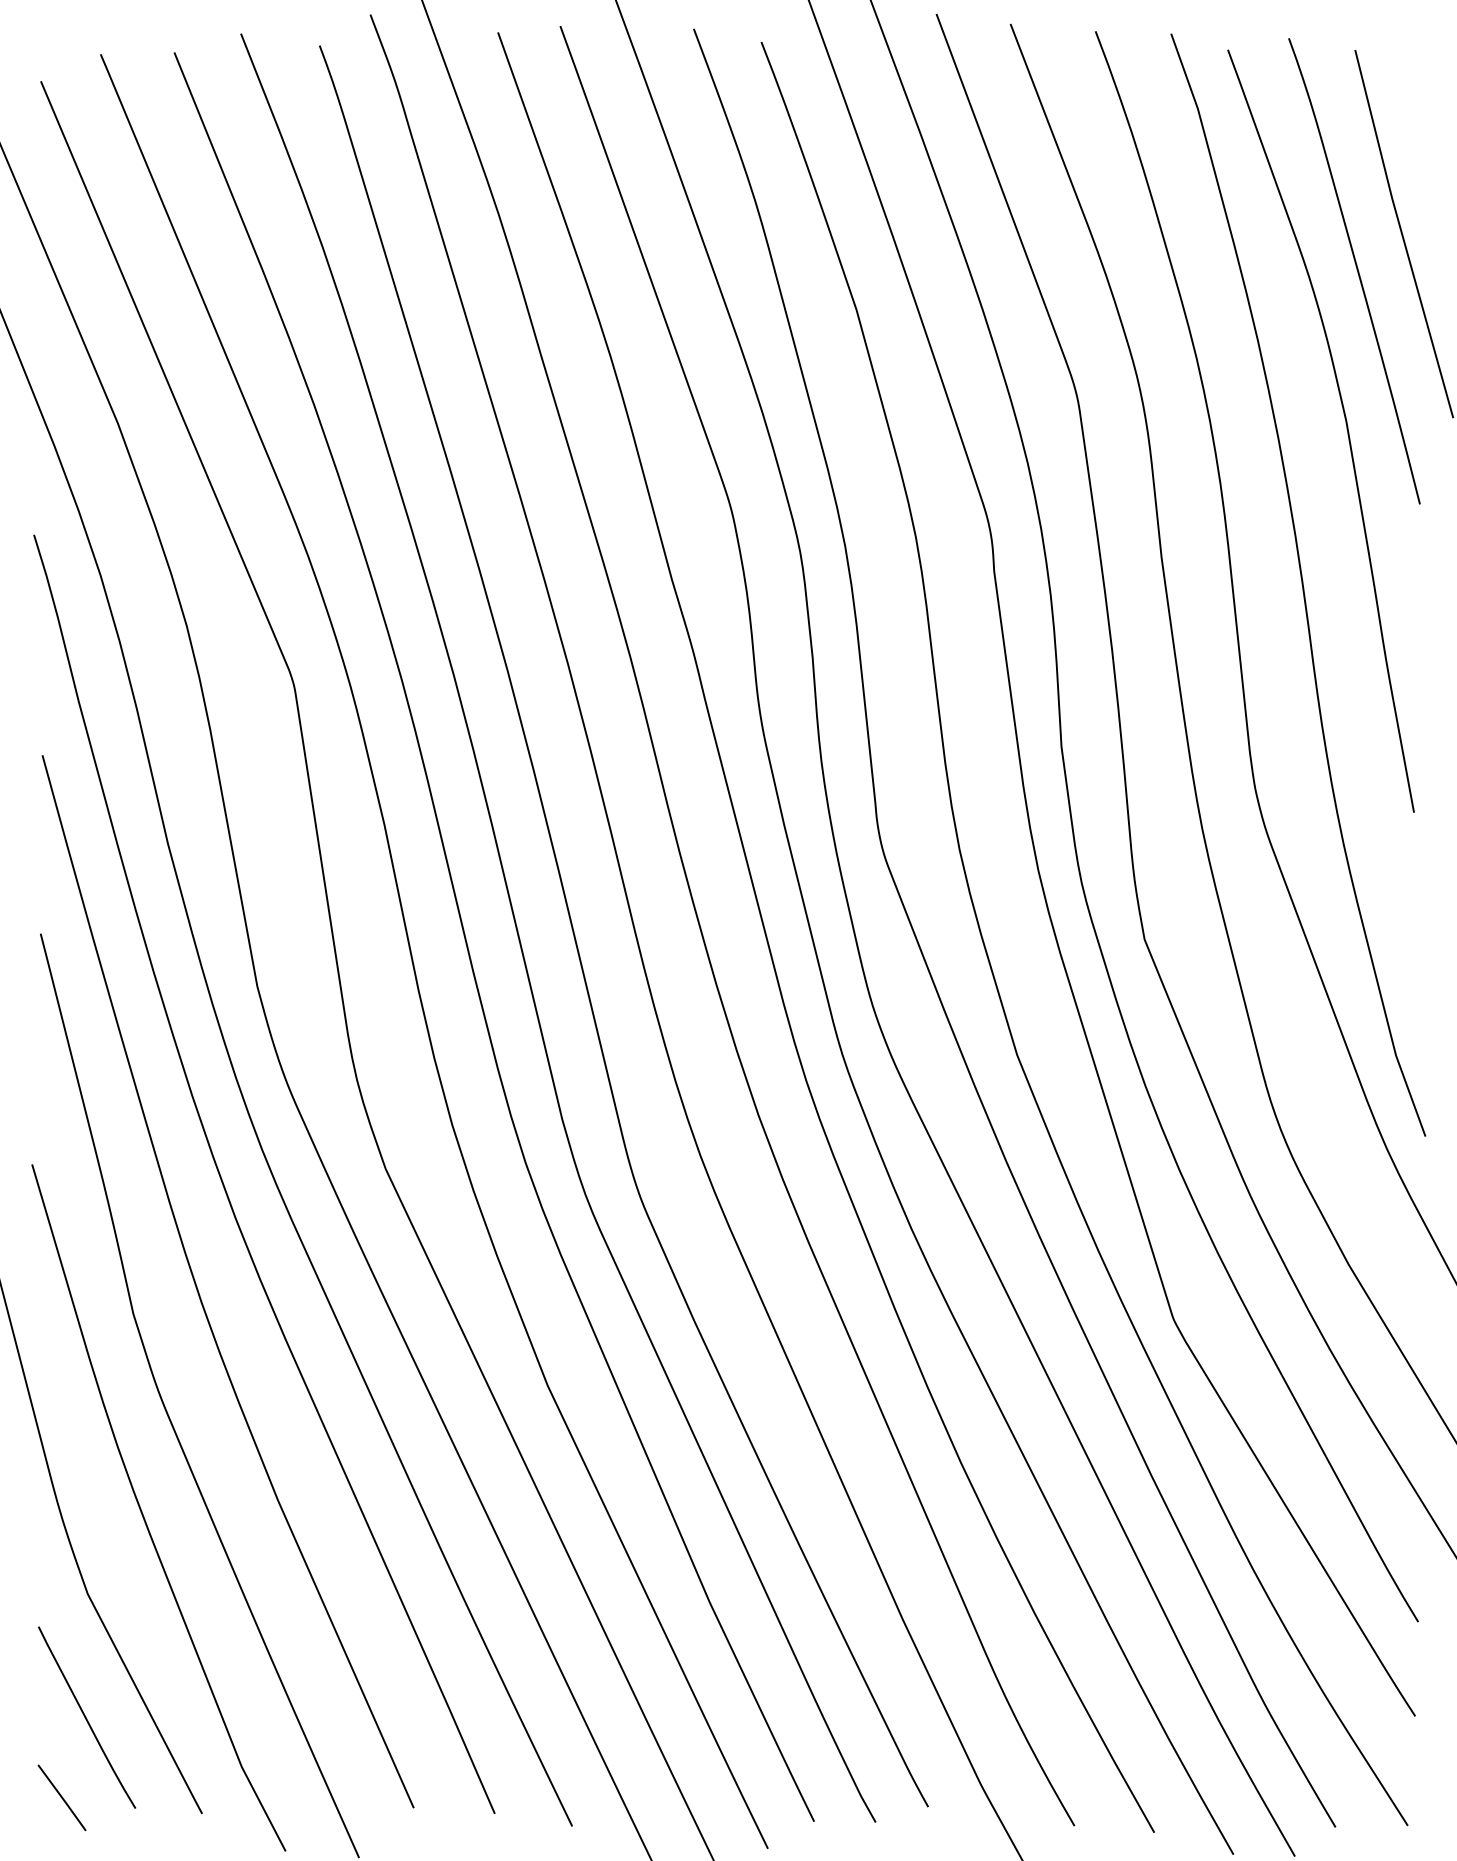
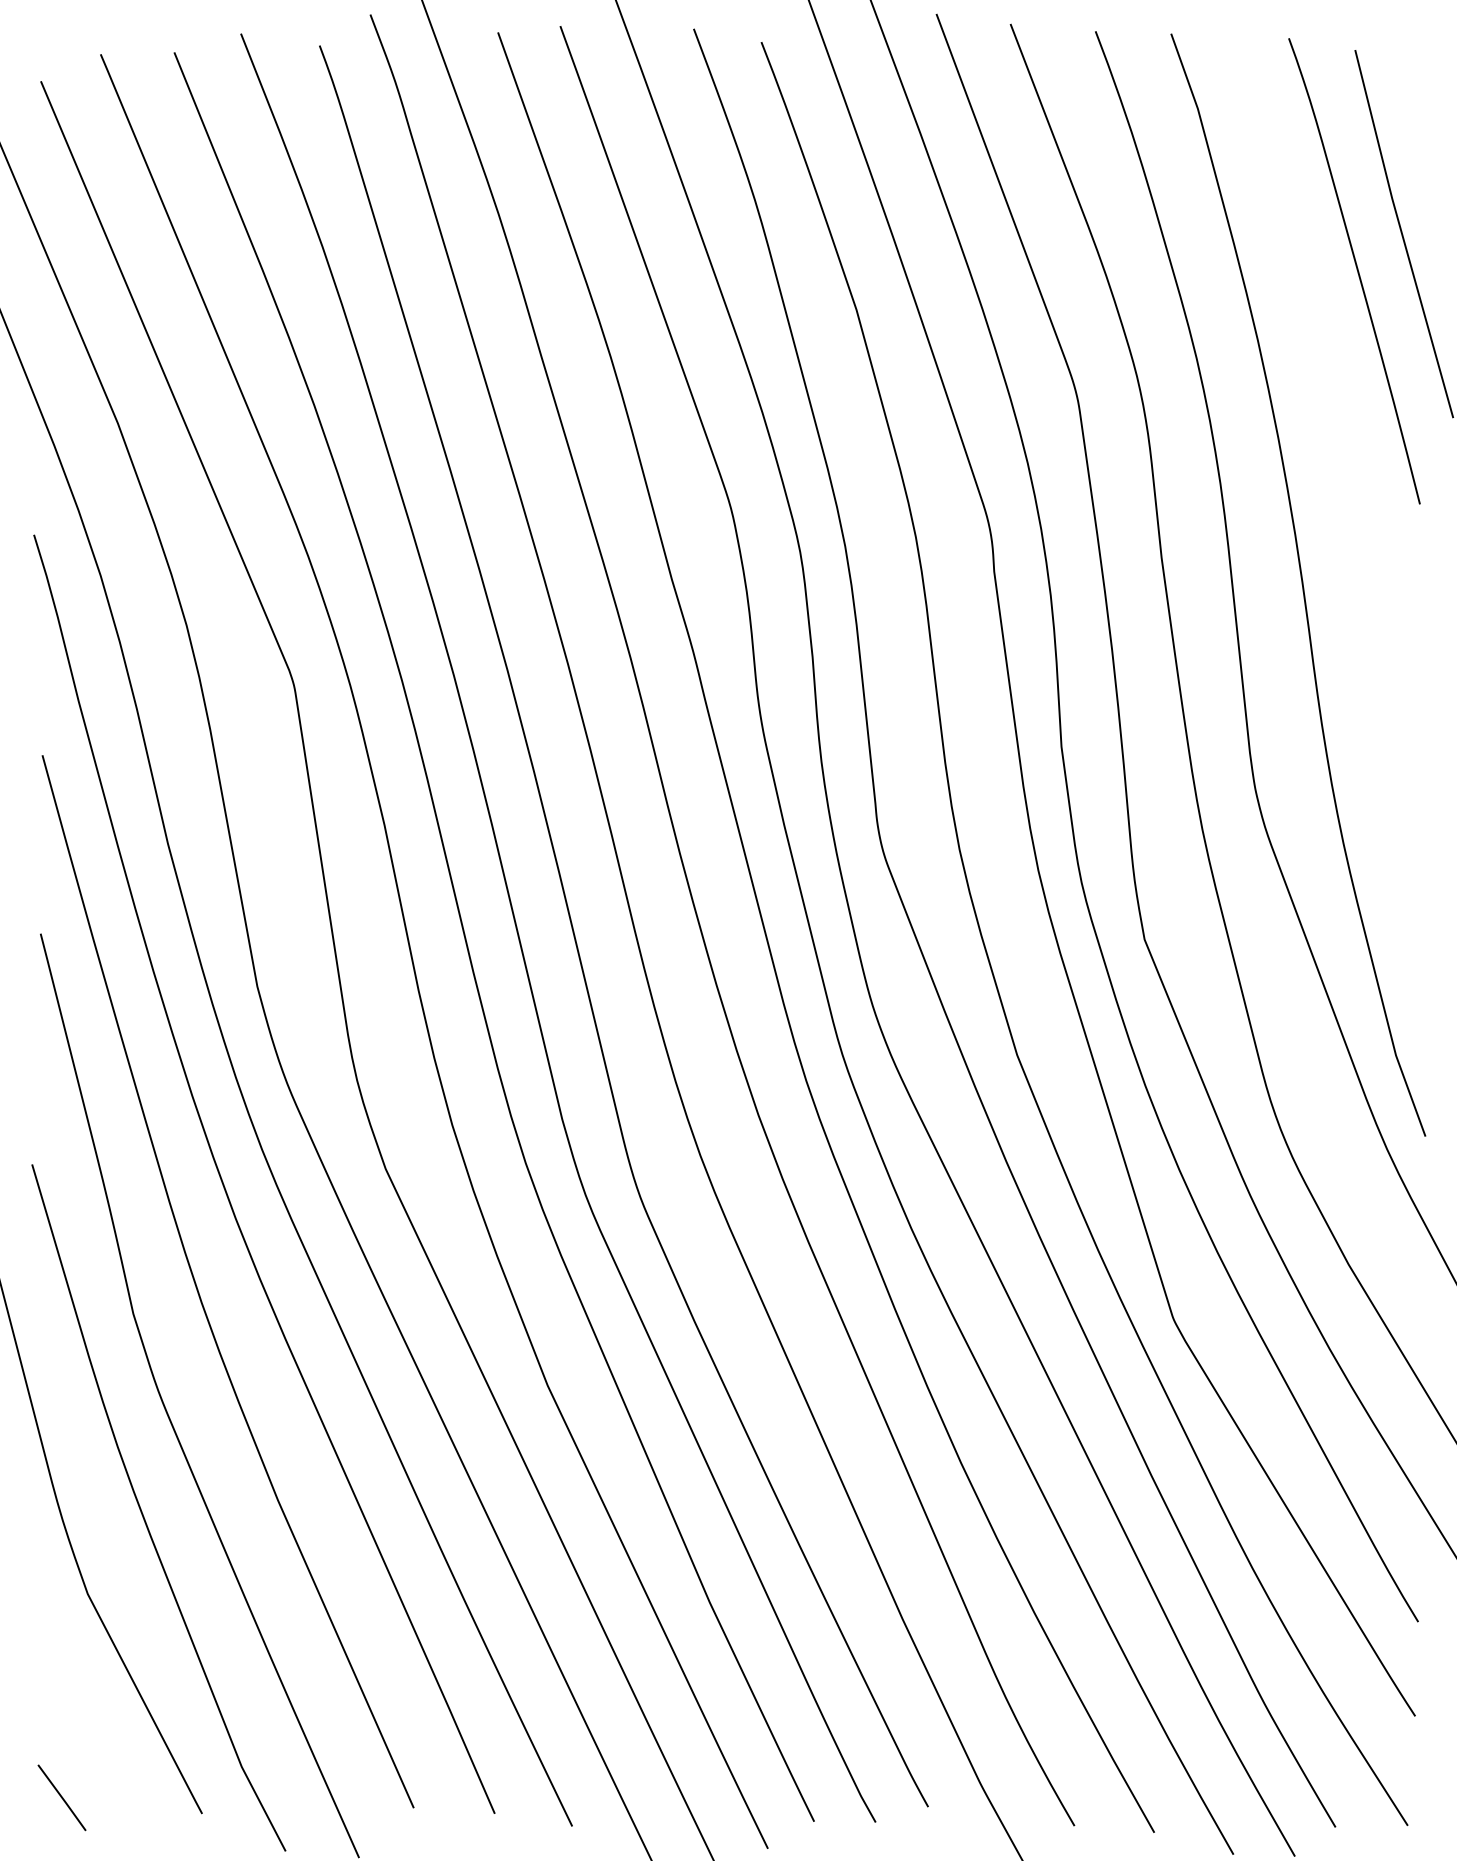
curve: present -> none (1345, 423)
curve: present -> none (86, 1717)
